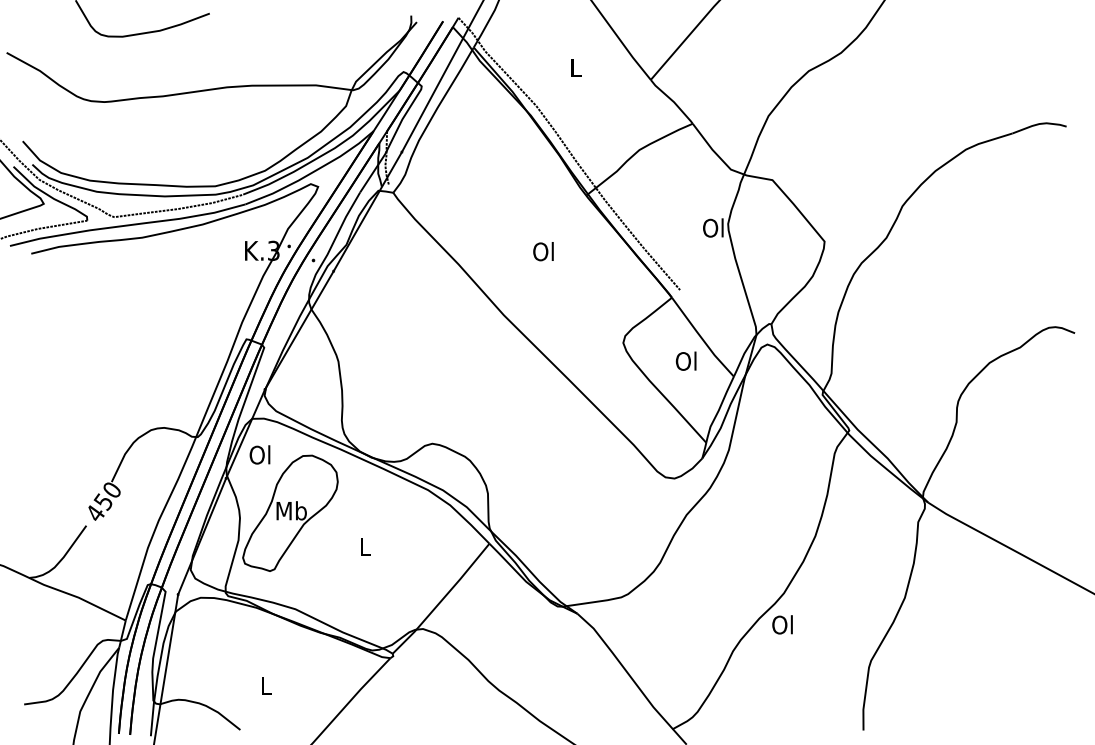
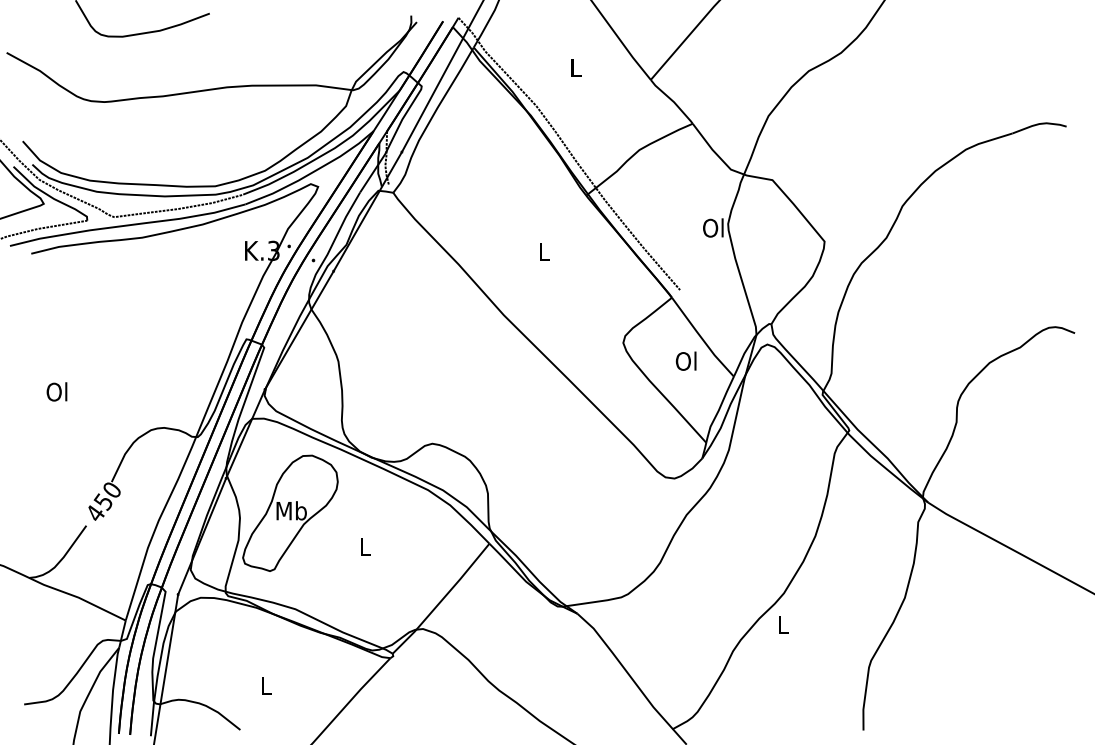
text: Ol -> L (543, 251)
text position: (259, 454) -> (56, 391) (56, 391)
text: Ol -> L (782, 624)
